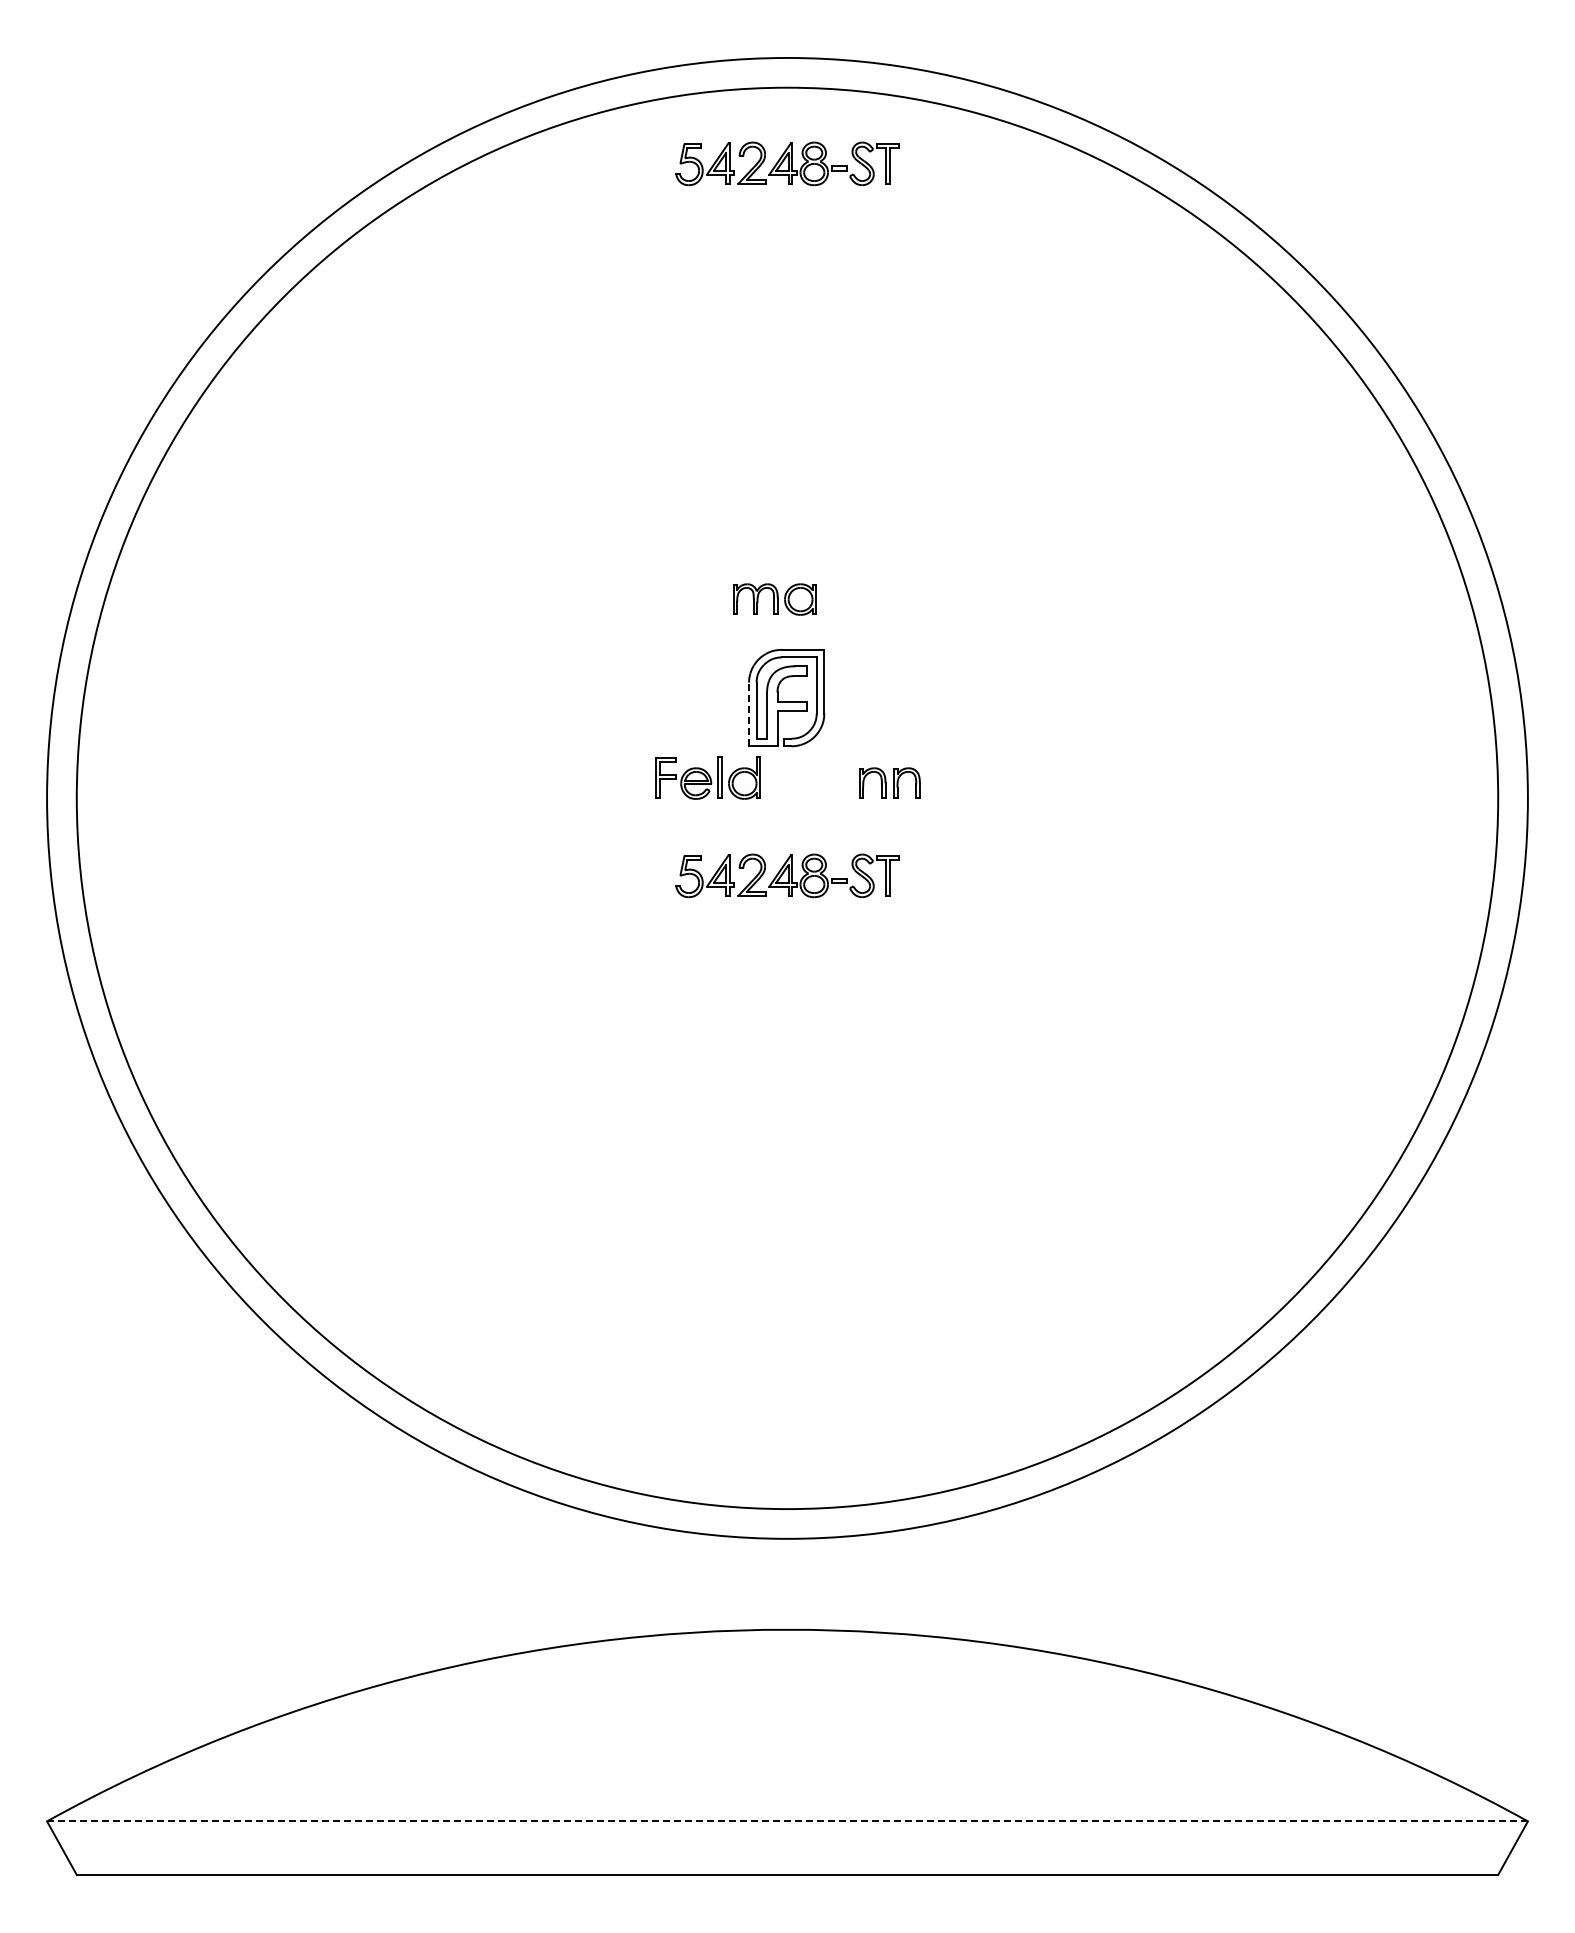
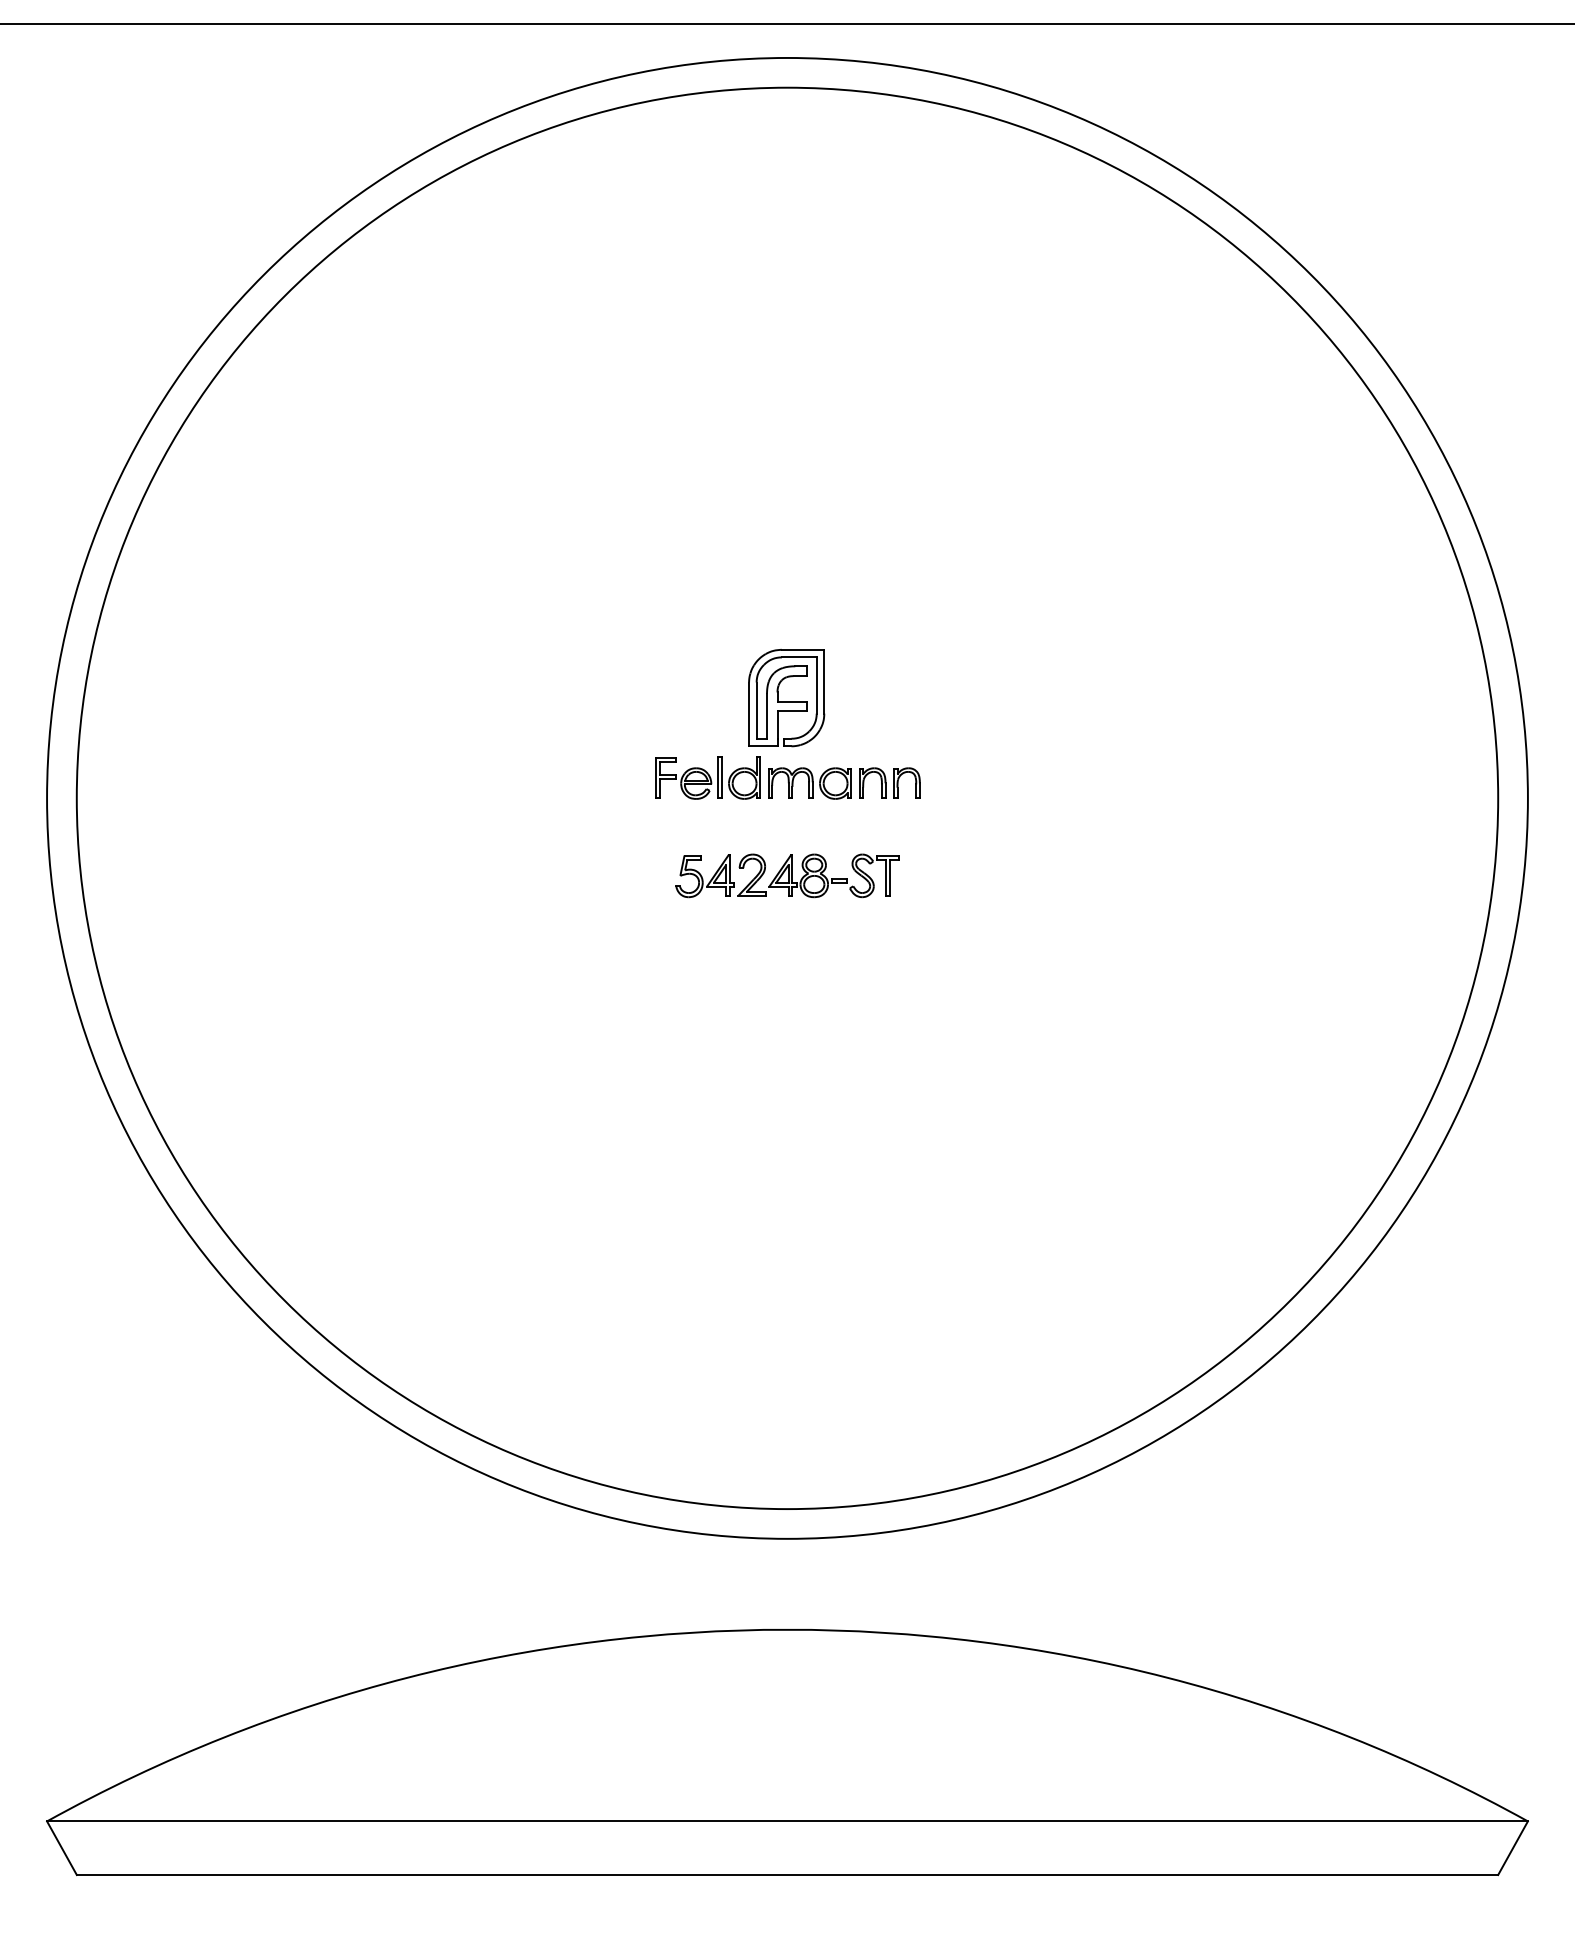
line: none -> present (786, 23)
part: present -> none (787, 163)
part position: (774, 599) -> (809, 783) (809, 783)
line: dashed -> solid (749, 714)
line: dashed -> solid (787, 1821)
